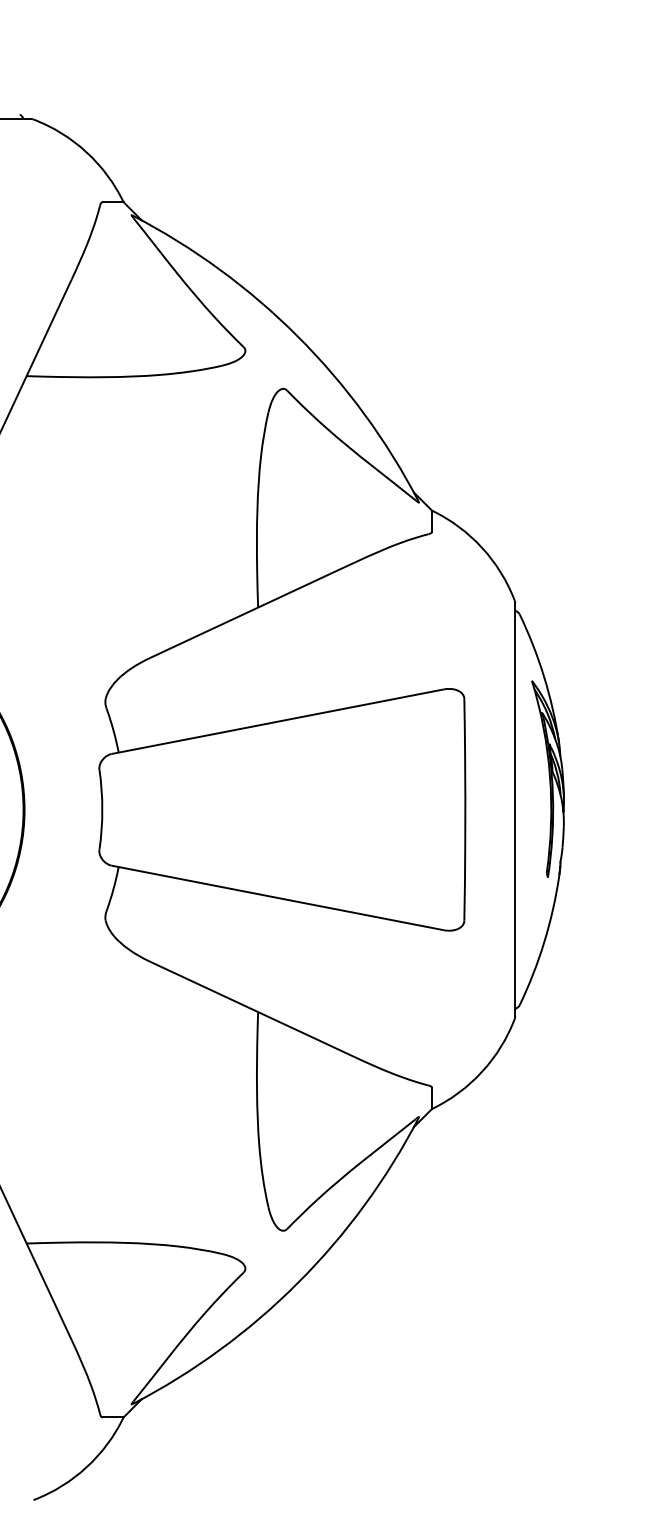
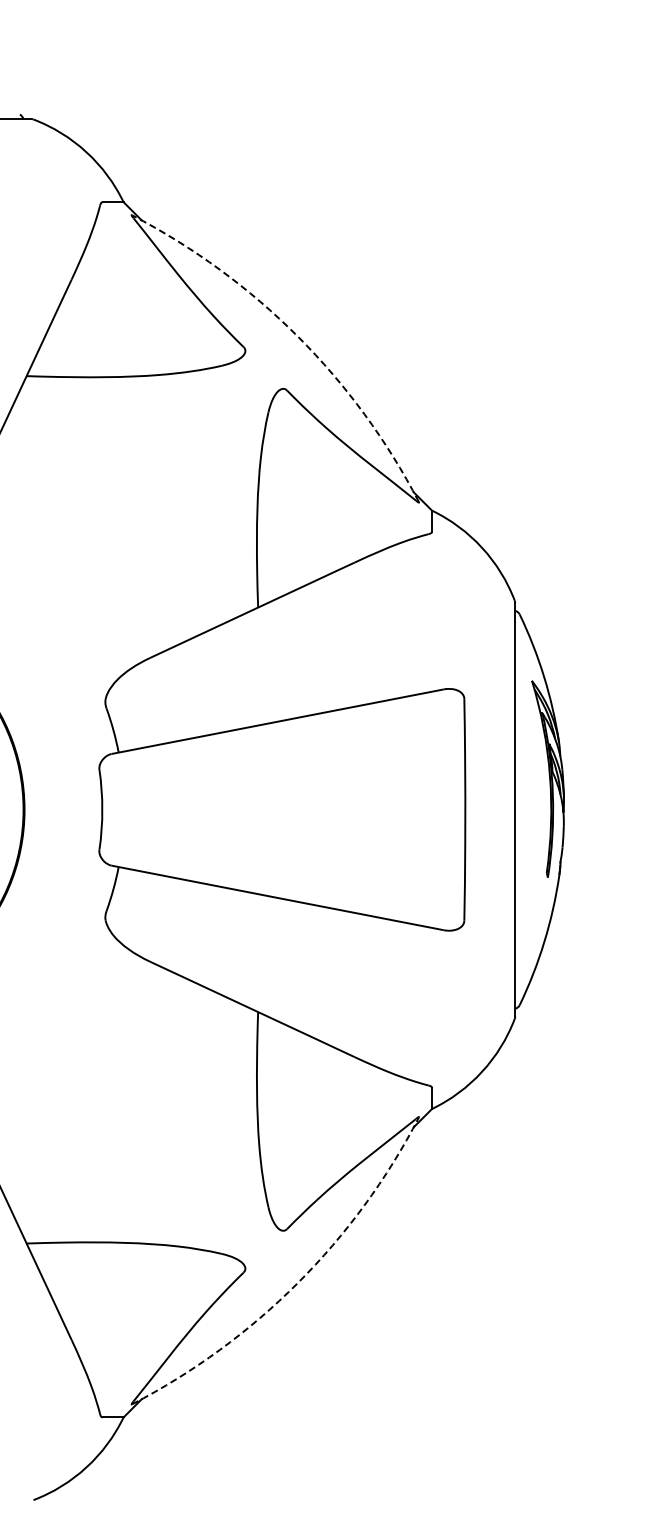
arc: solid -> dashed (297, 336)
arc: solid -> dashed (297, 1283)
